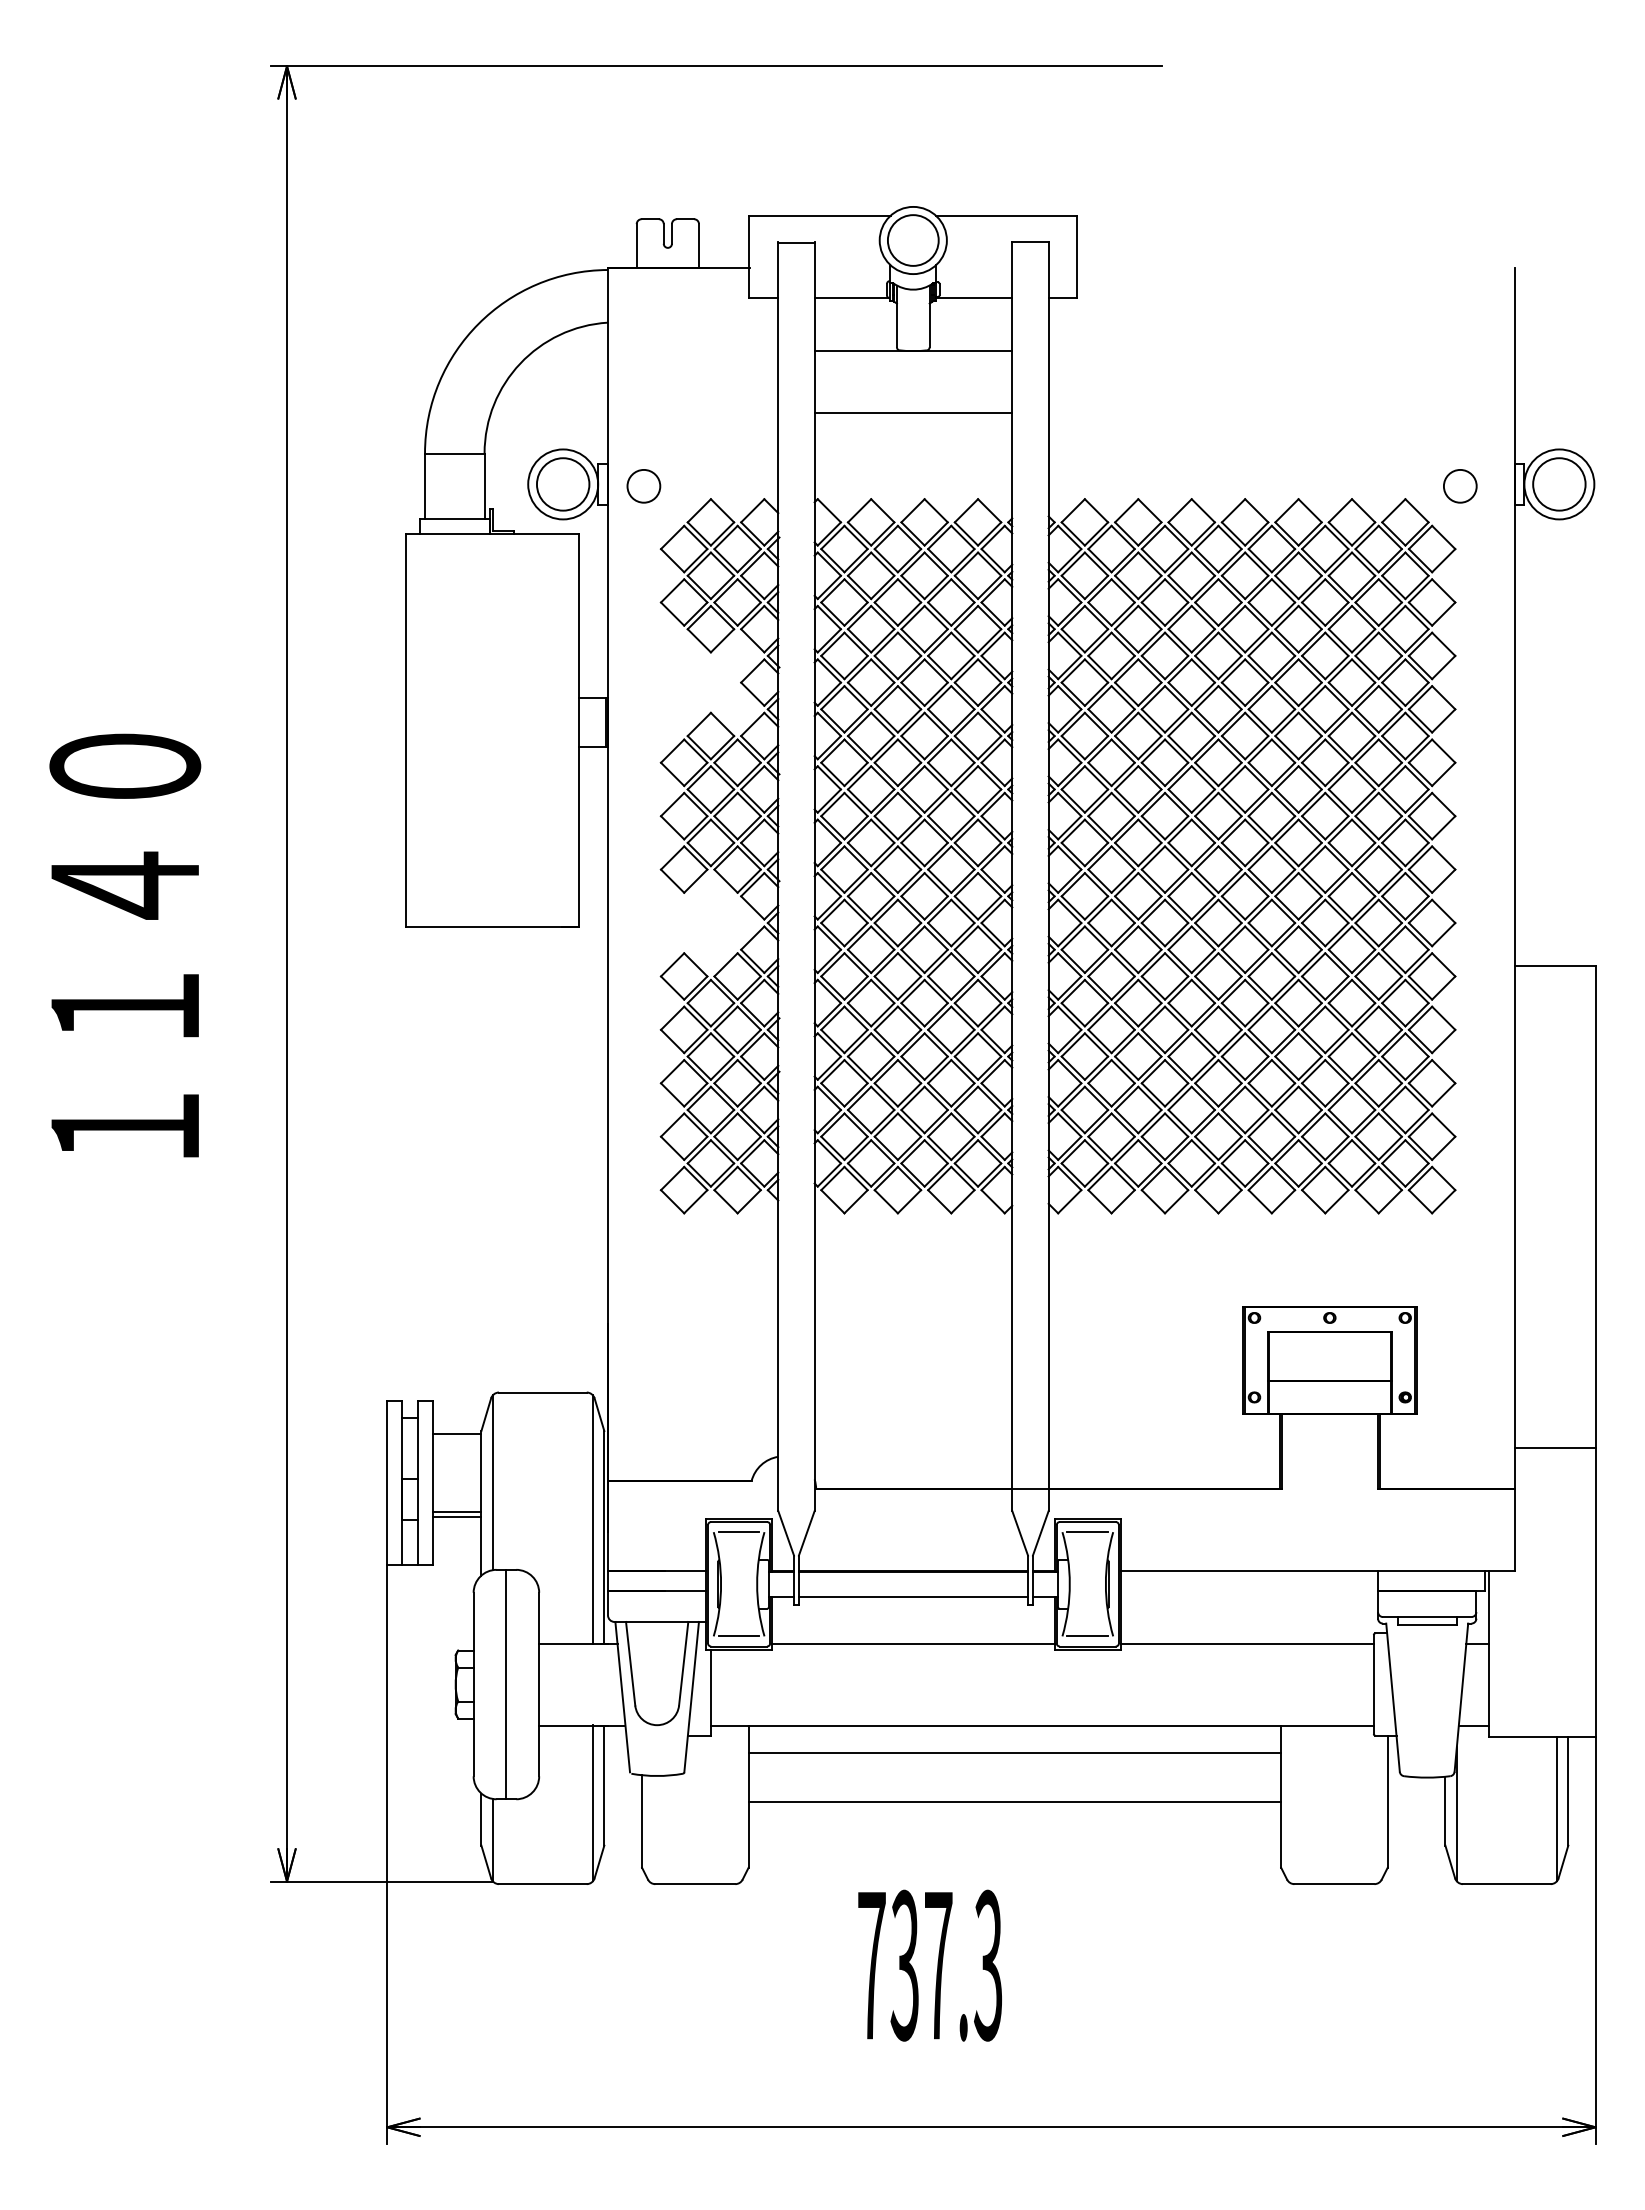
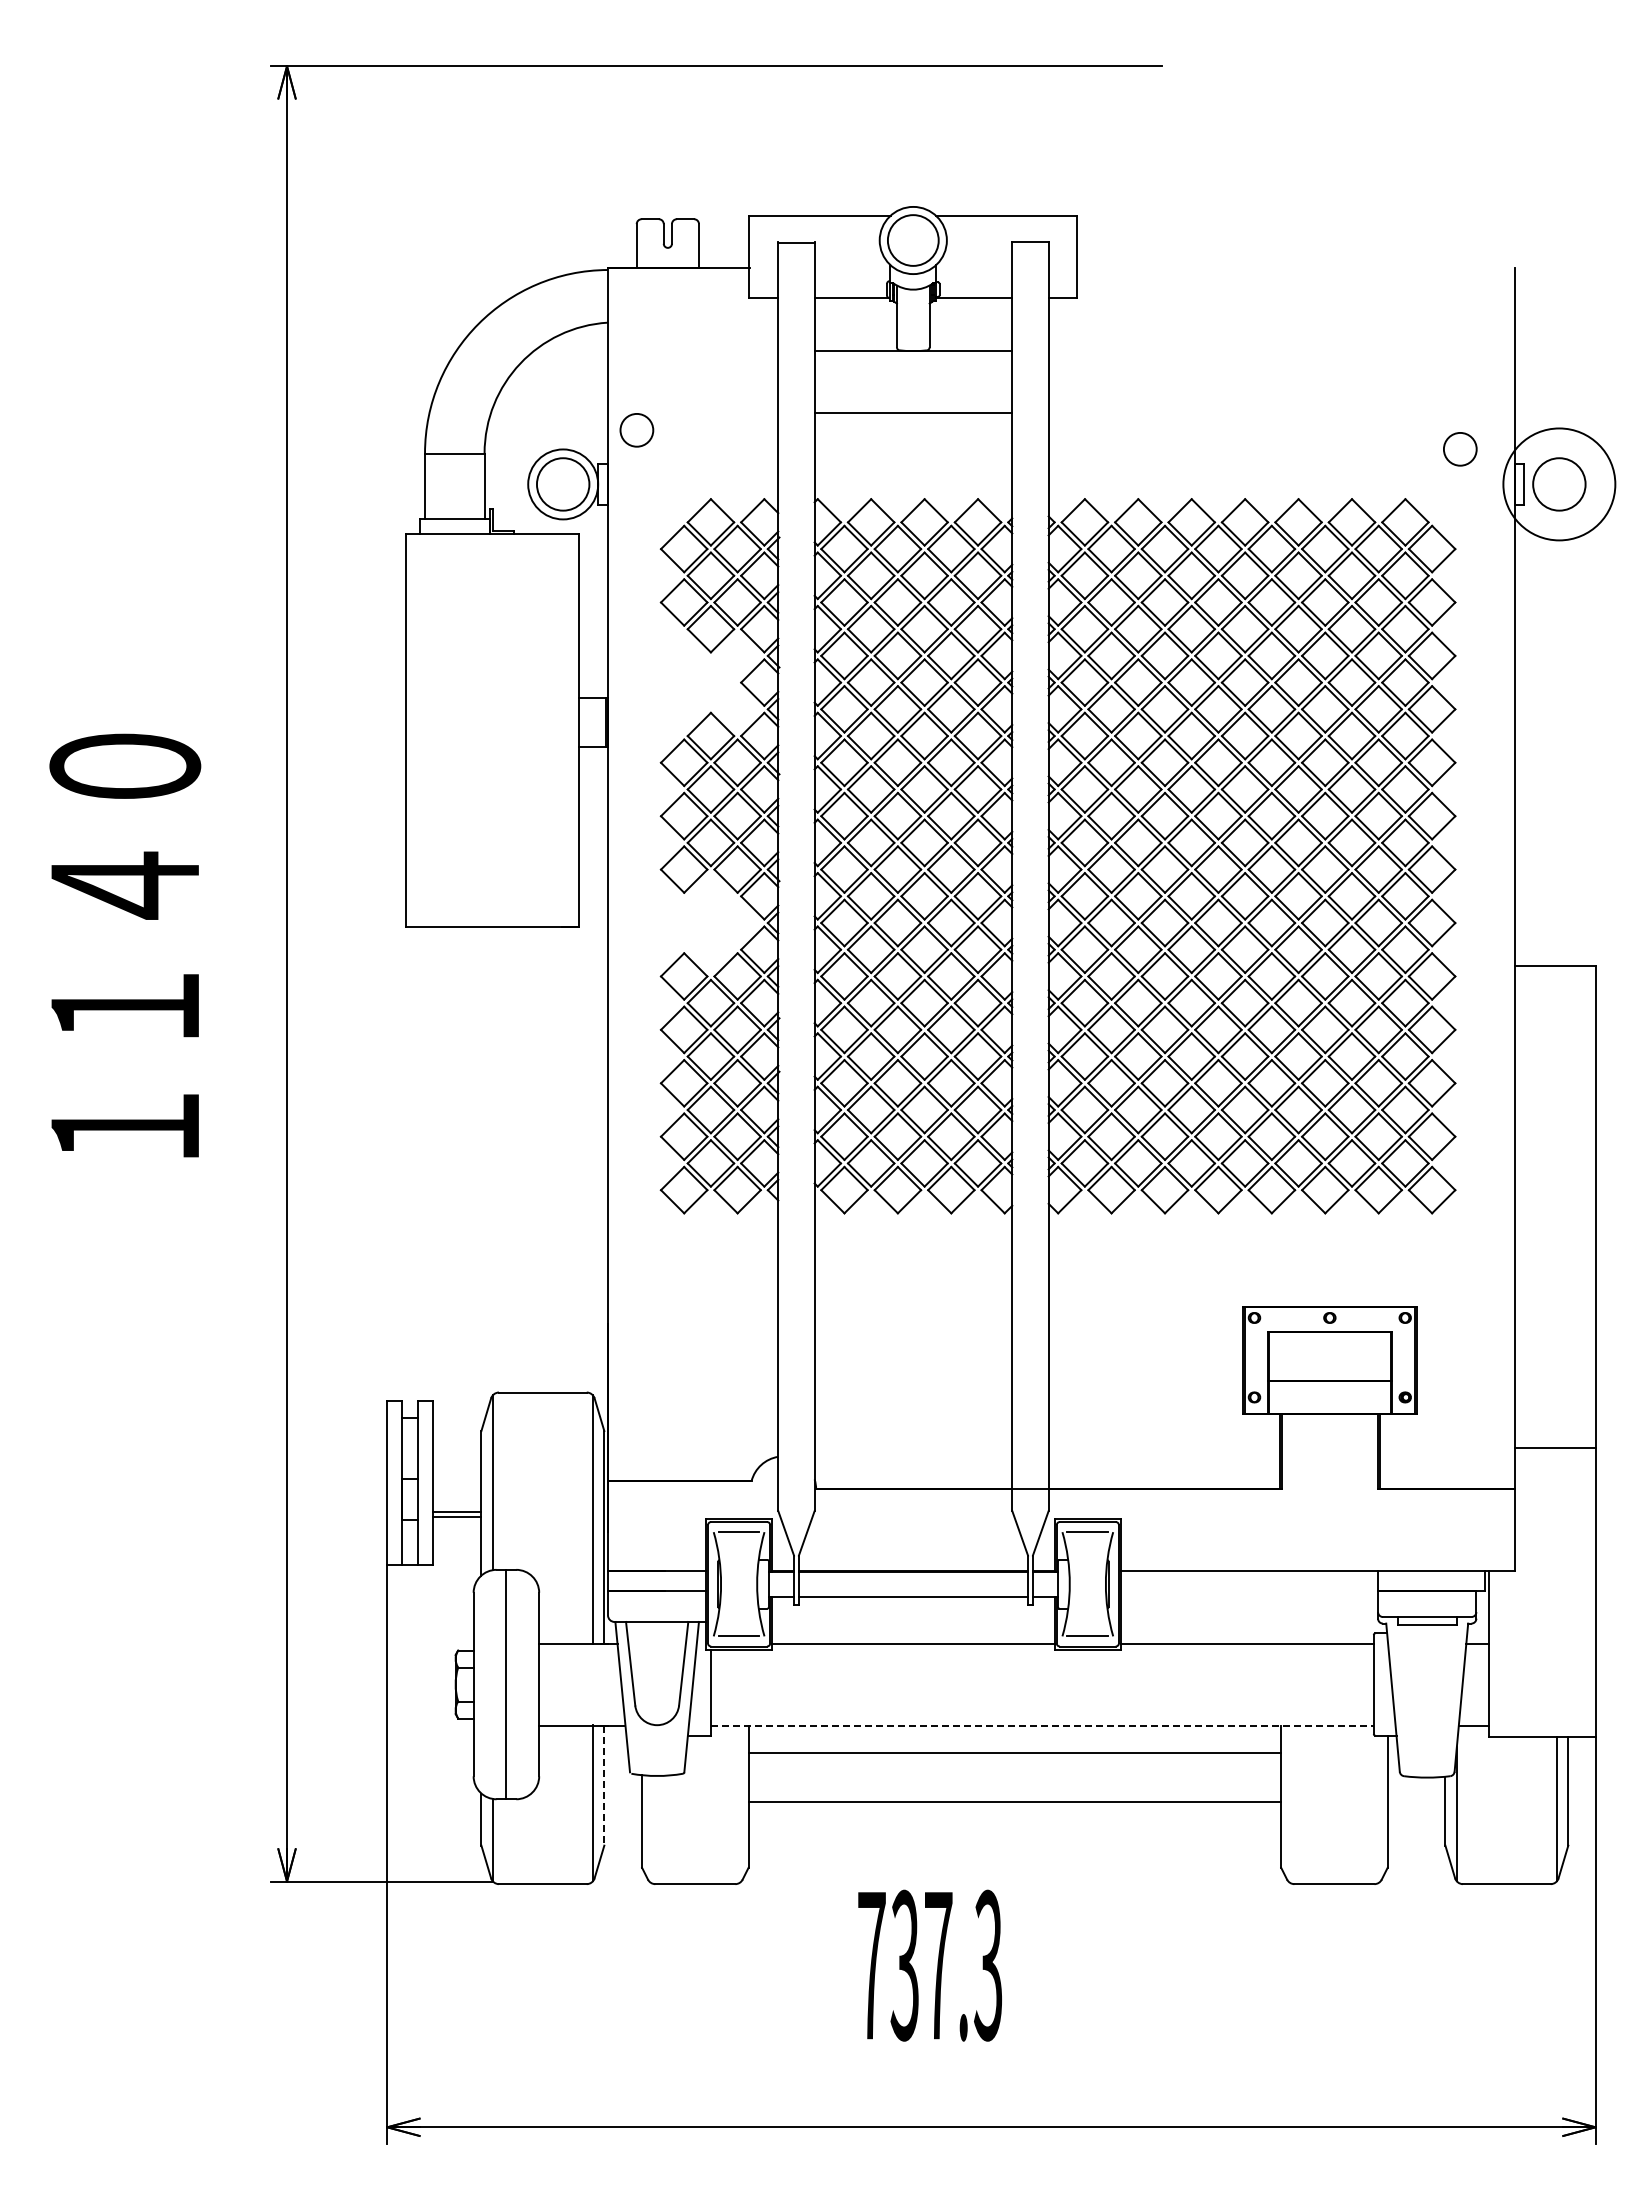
circle diameter: 70 px -> 112 px (1559, 484)
circle position: (643, 486) -> (636, 430) (636, 430)
circle position: (1460, 486) -> (1460, 449) (1460, 449)
line: present -> none (457, 1434)
line: solid -> dashed (1042, 1725)
line: solid -> dashed (604, 1786)
